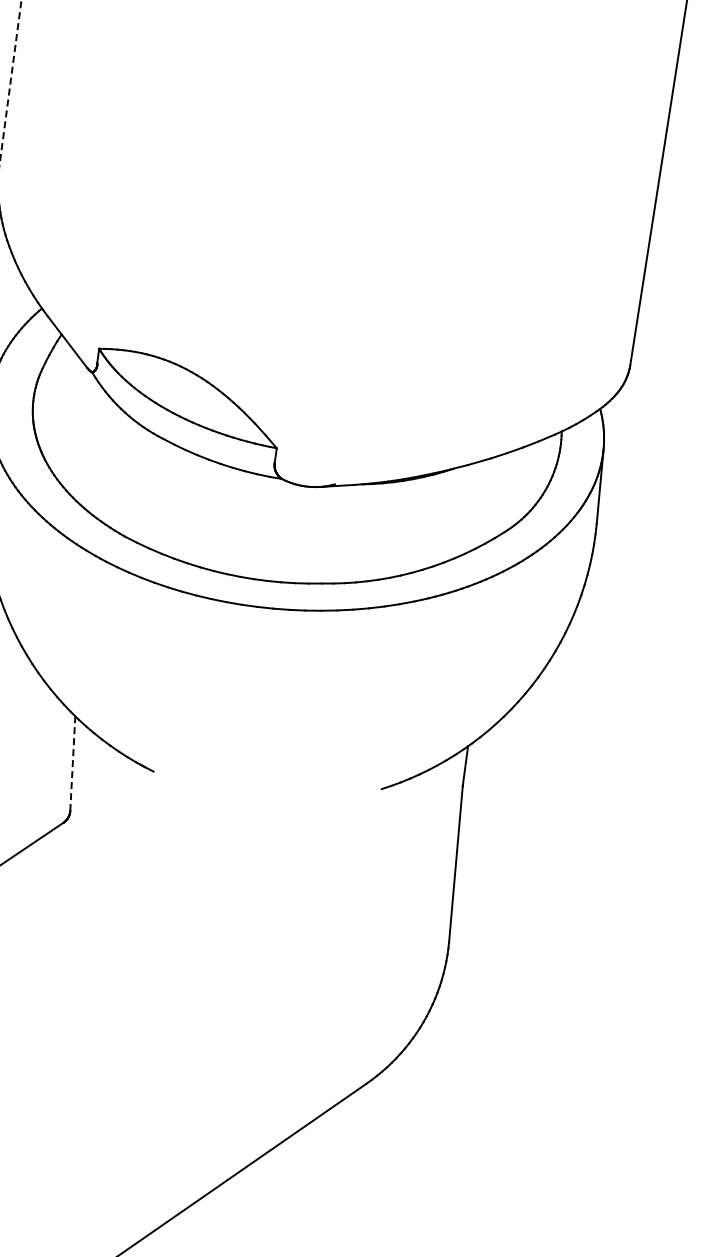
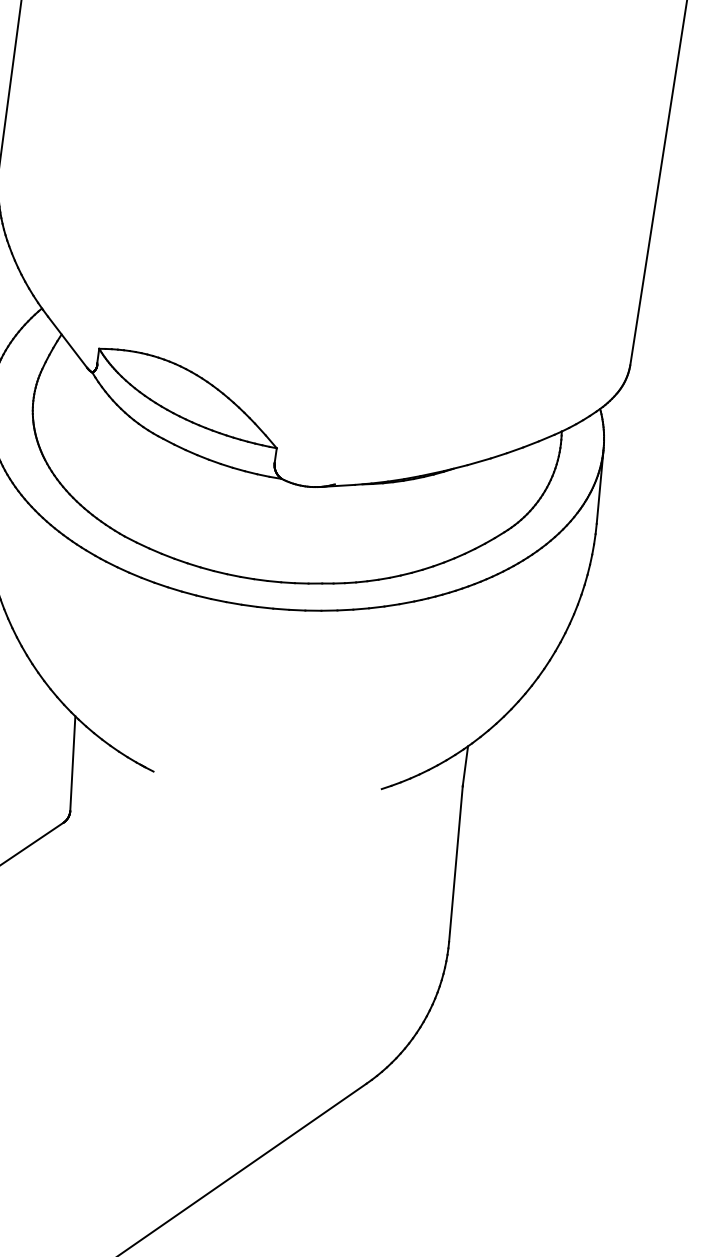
line: dashed -> solid (10, 80)
line: dashed -> solid (72, 763)
